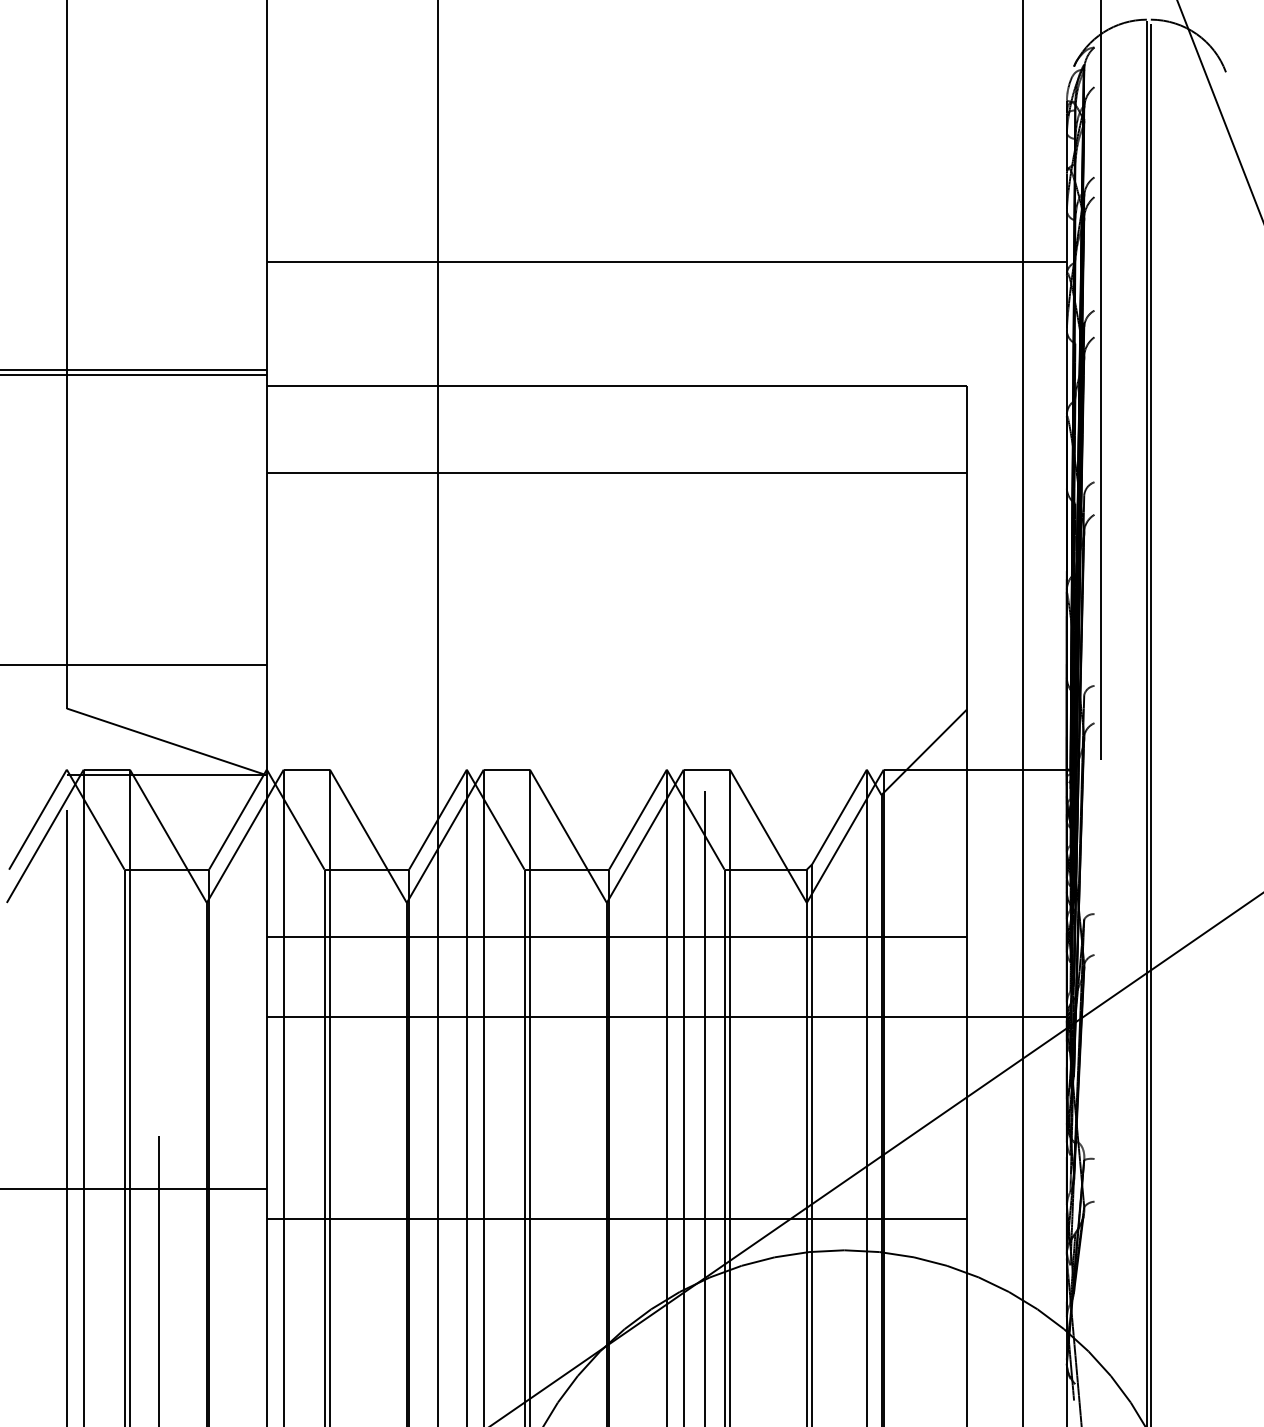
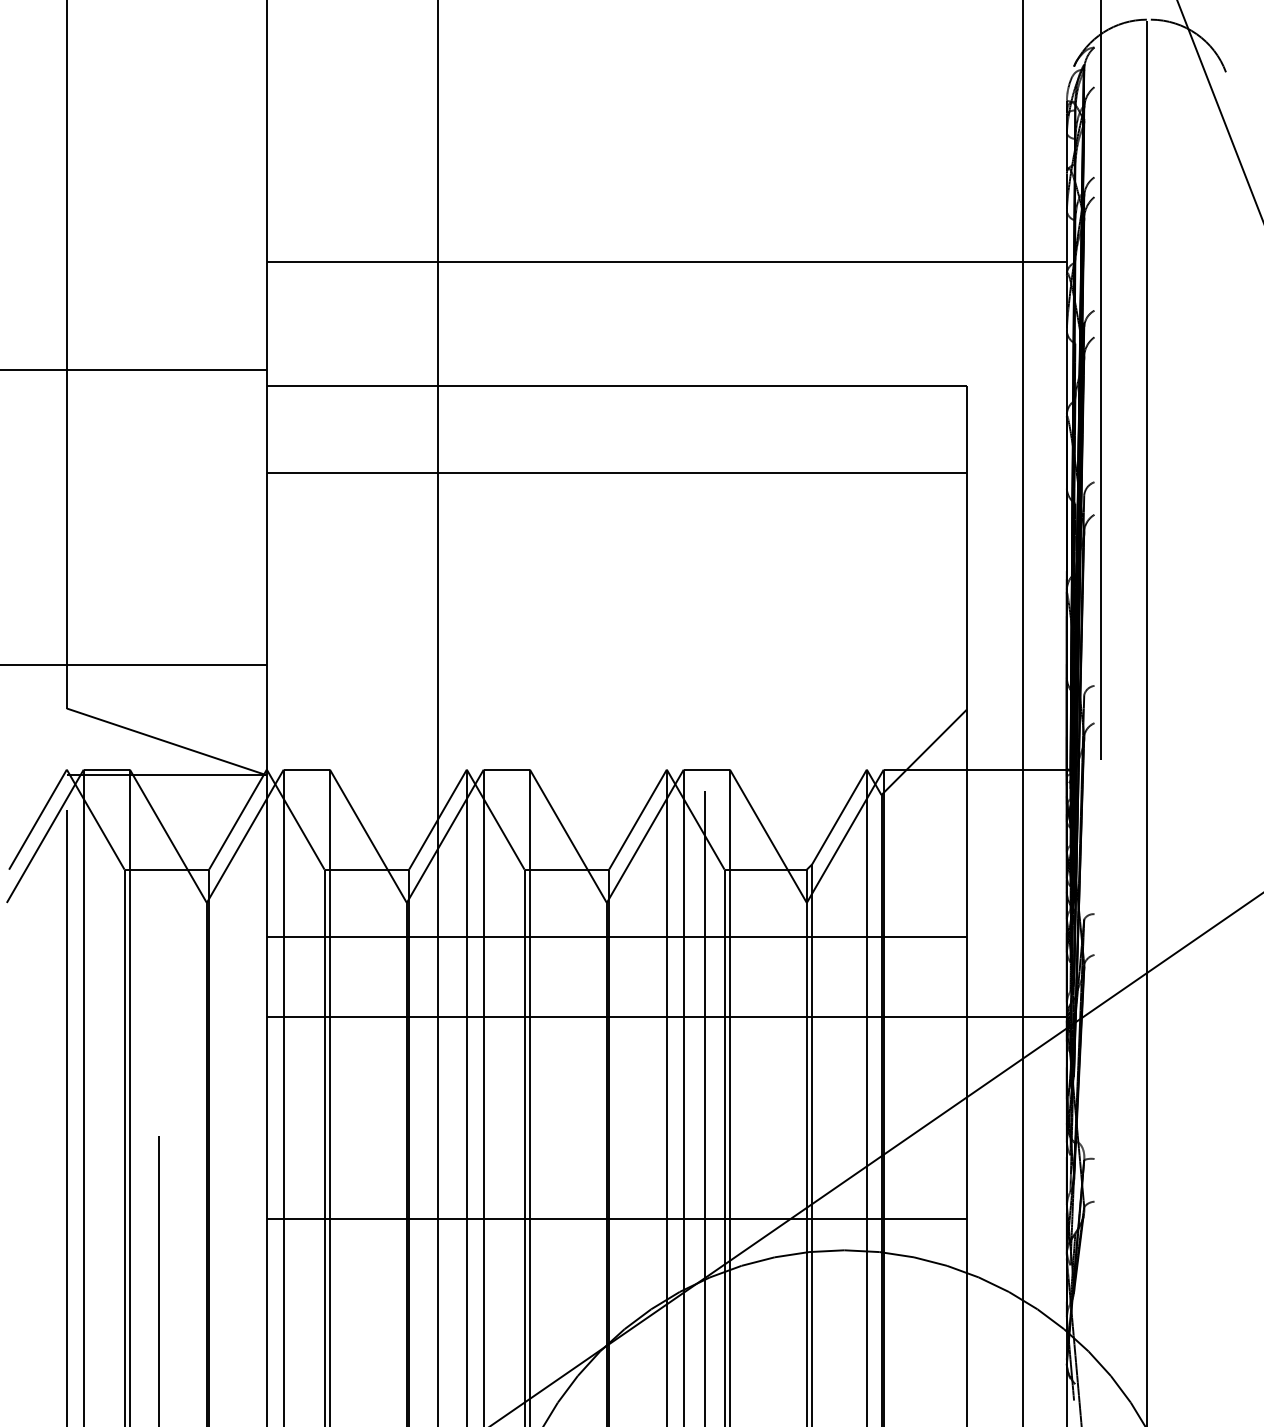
line: present -> none (134, 374)
line: present -> none (1150, 723)
line: present -> none (134, 1188)
